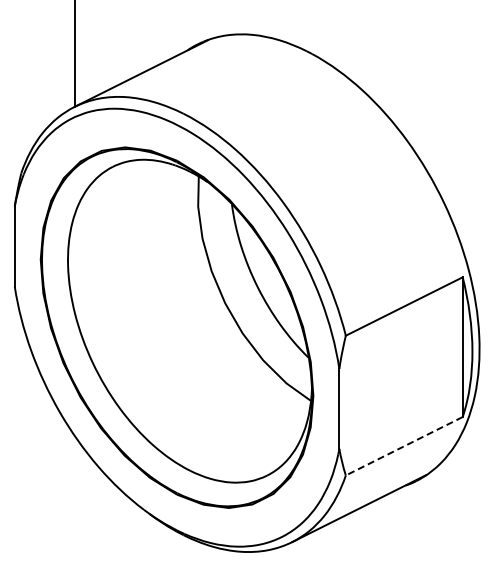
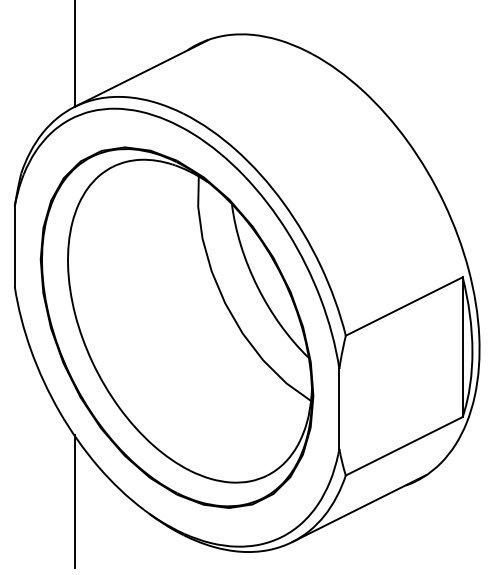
line: dashed -> solid (403, 446)
line: none -> present (74, 501)
